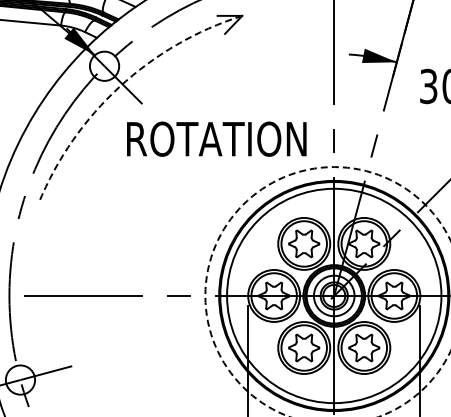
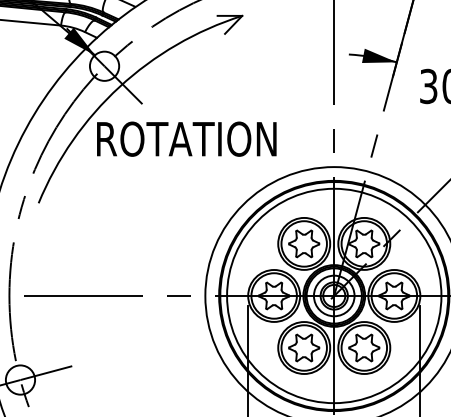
arc: dashed -> solid (119, 86)
text position: (216, 138) -> (186, 138) (186, 138)
circle: dashed -> solid (327, 291)
